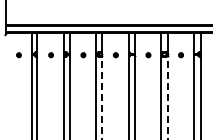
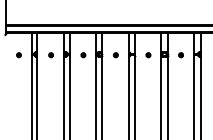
line: dashed -> solid (102, 97)
line: dashed -> solid (167, 97)
